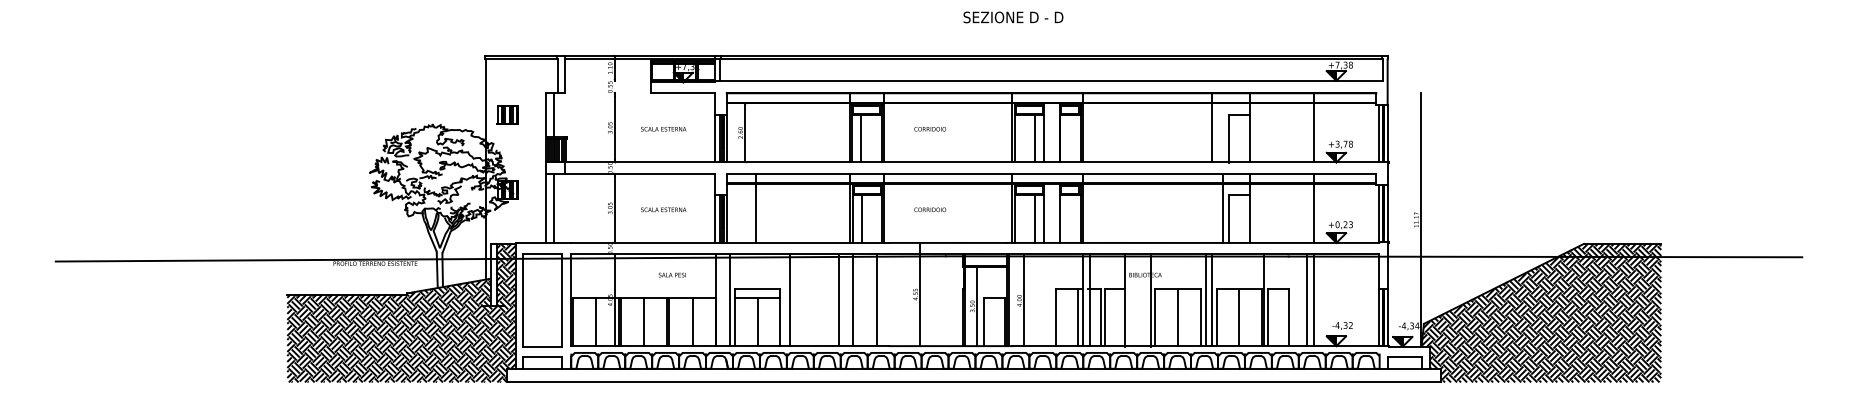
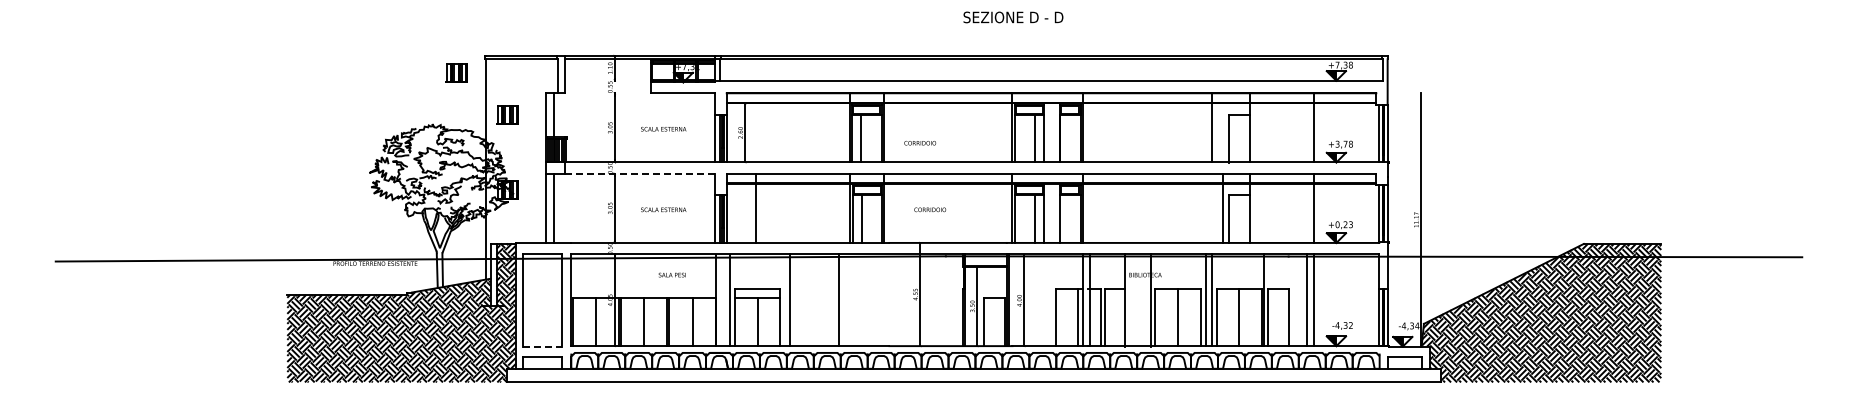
part: none -> present (456, 72)
text position: (930, 129) -> (920, 143) (920, 143)
line: solid -> dashed (640, 173)
line: present -> none (852, 300)
line: present -> none (877, 300)
line: solid -> dashed (542, 346)
